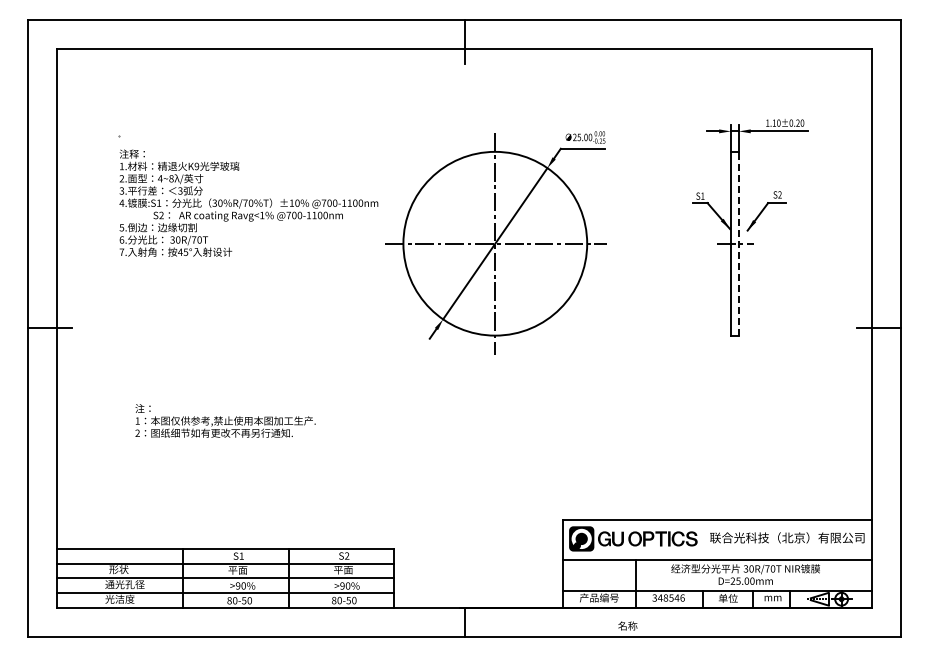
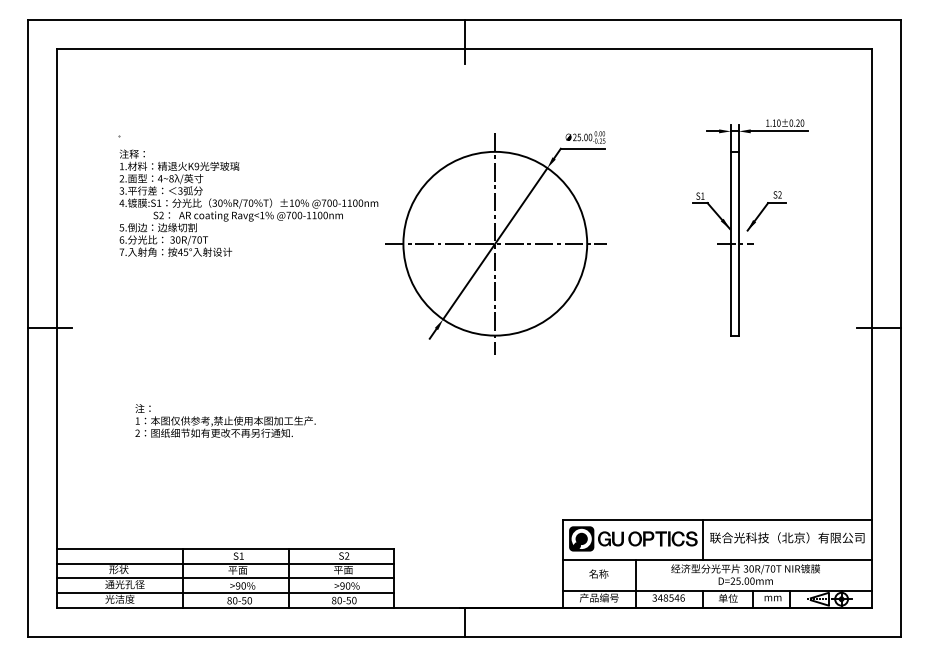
line: dashed -> solid (738, 243)
line: none -> present (703, 539)
text position: (627, 625) -> (598, 573) (598, 573)
